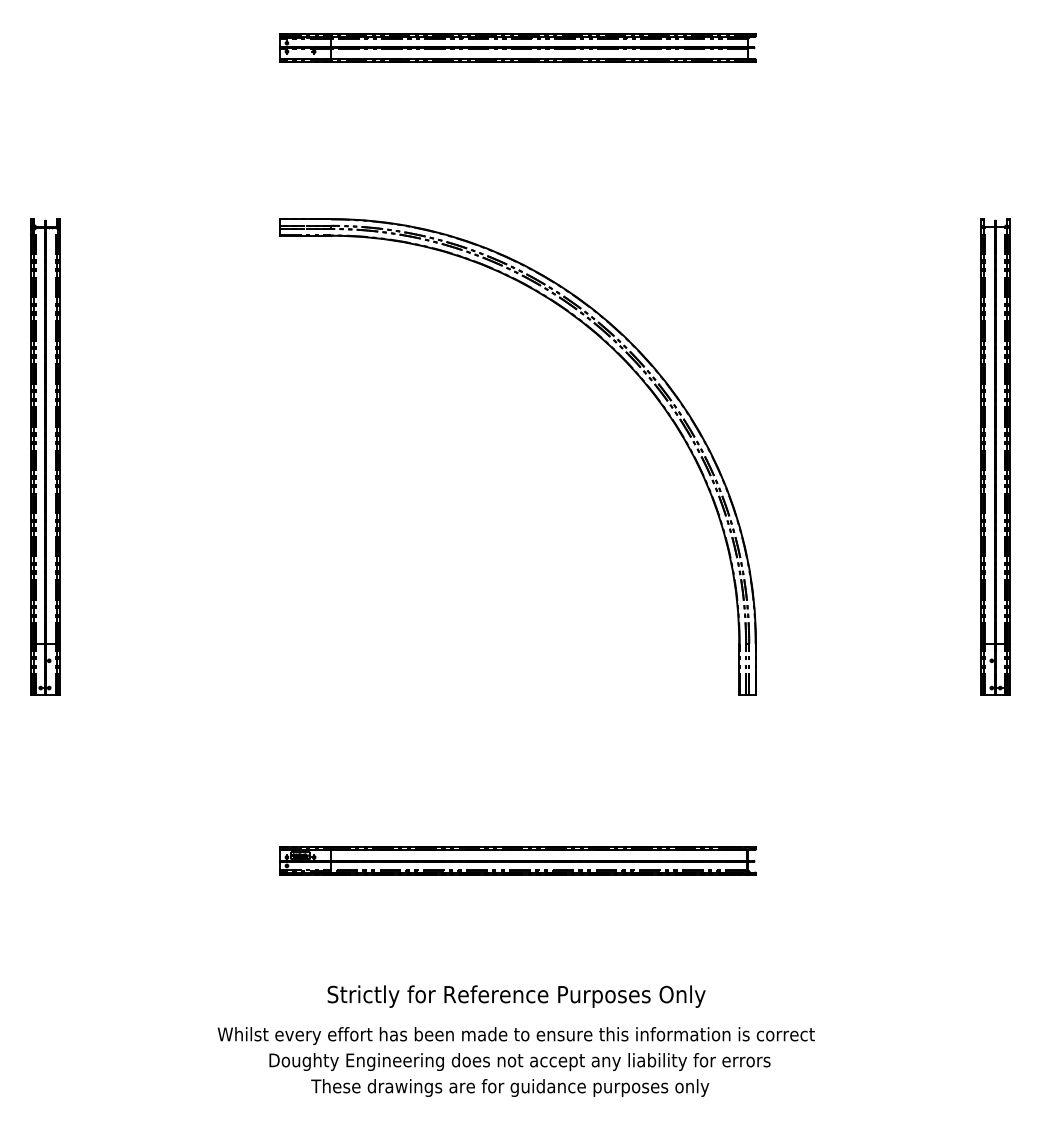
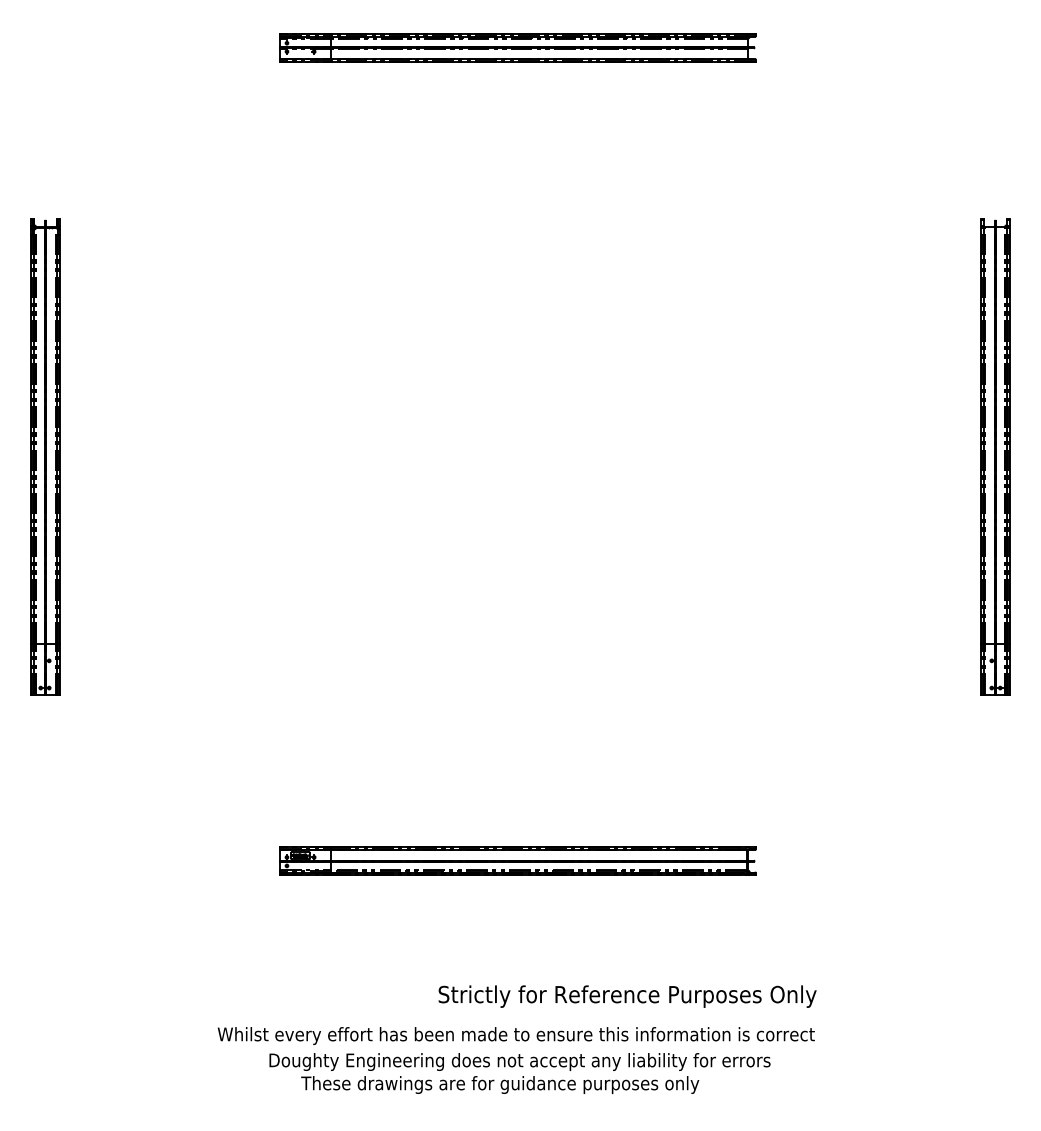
part: present -> none (618, 355)
text position: (516, 996) -> (627, 996) (627, 996)
text position: (510, 1087) -> (500, 1084) (500, 1084)
